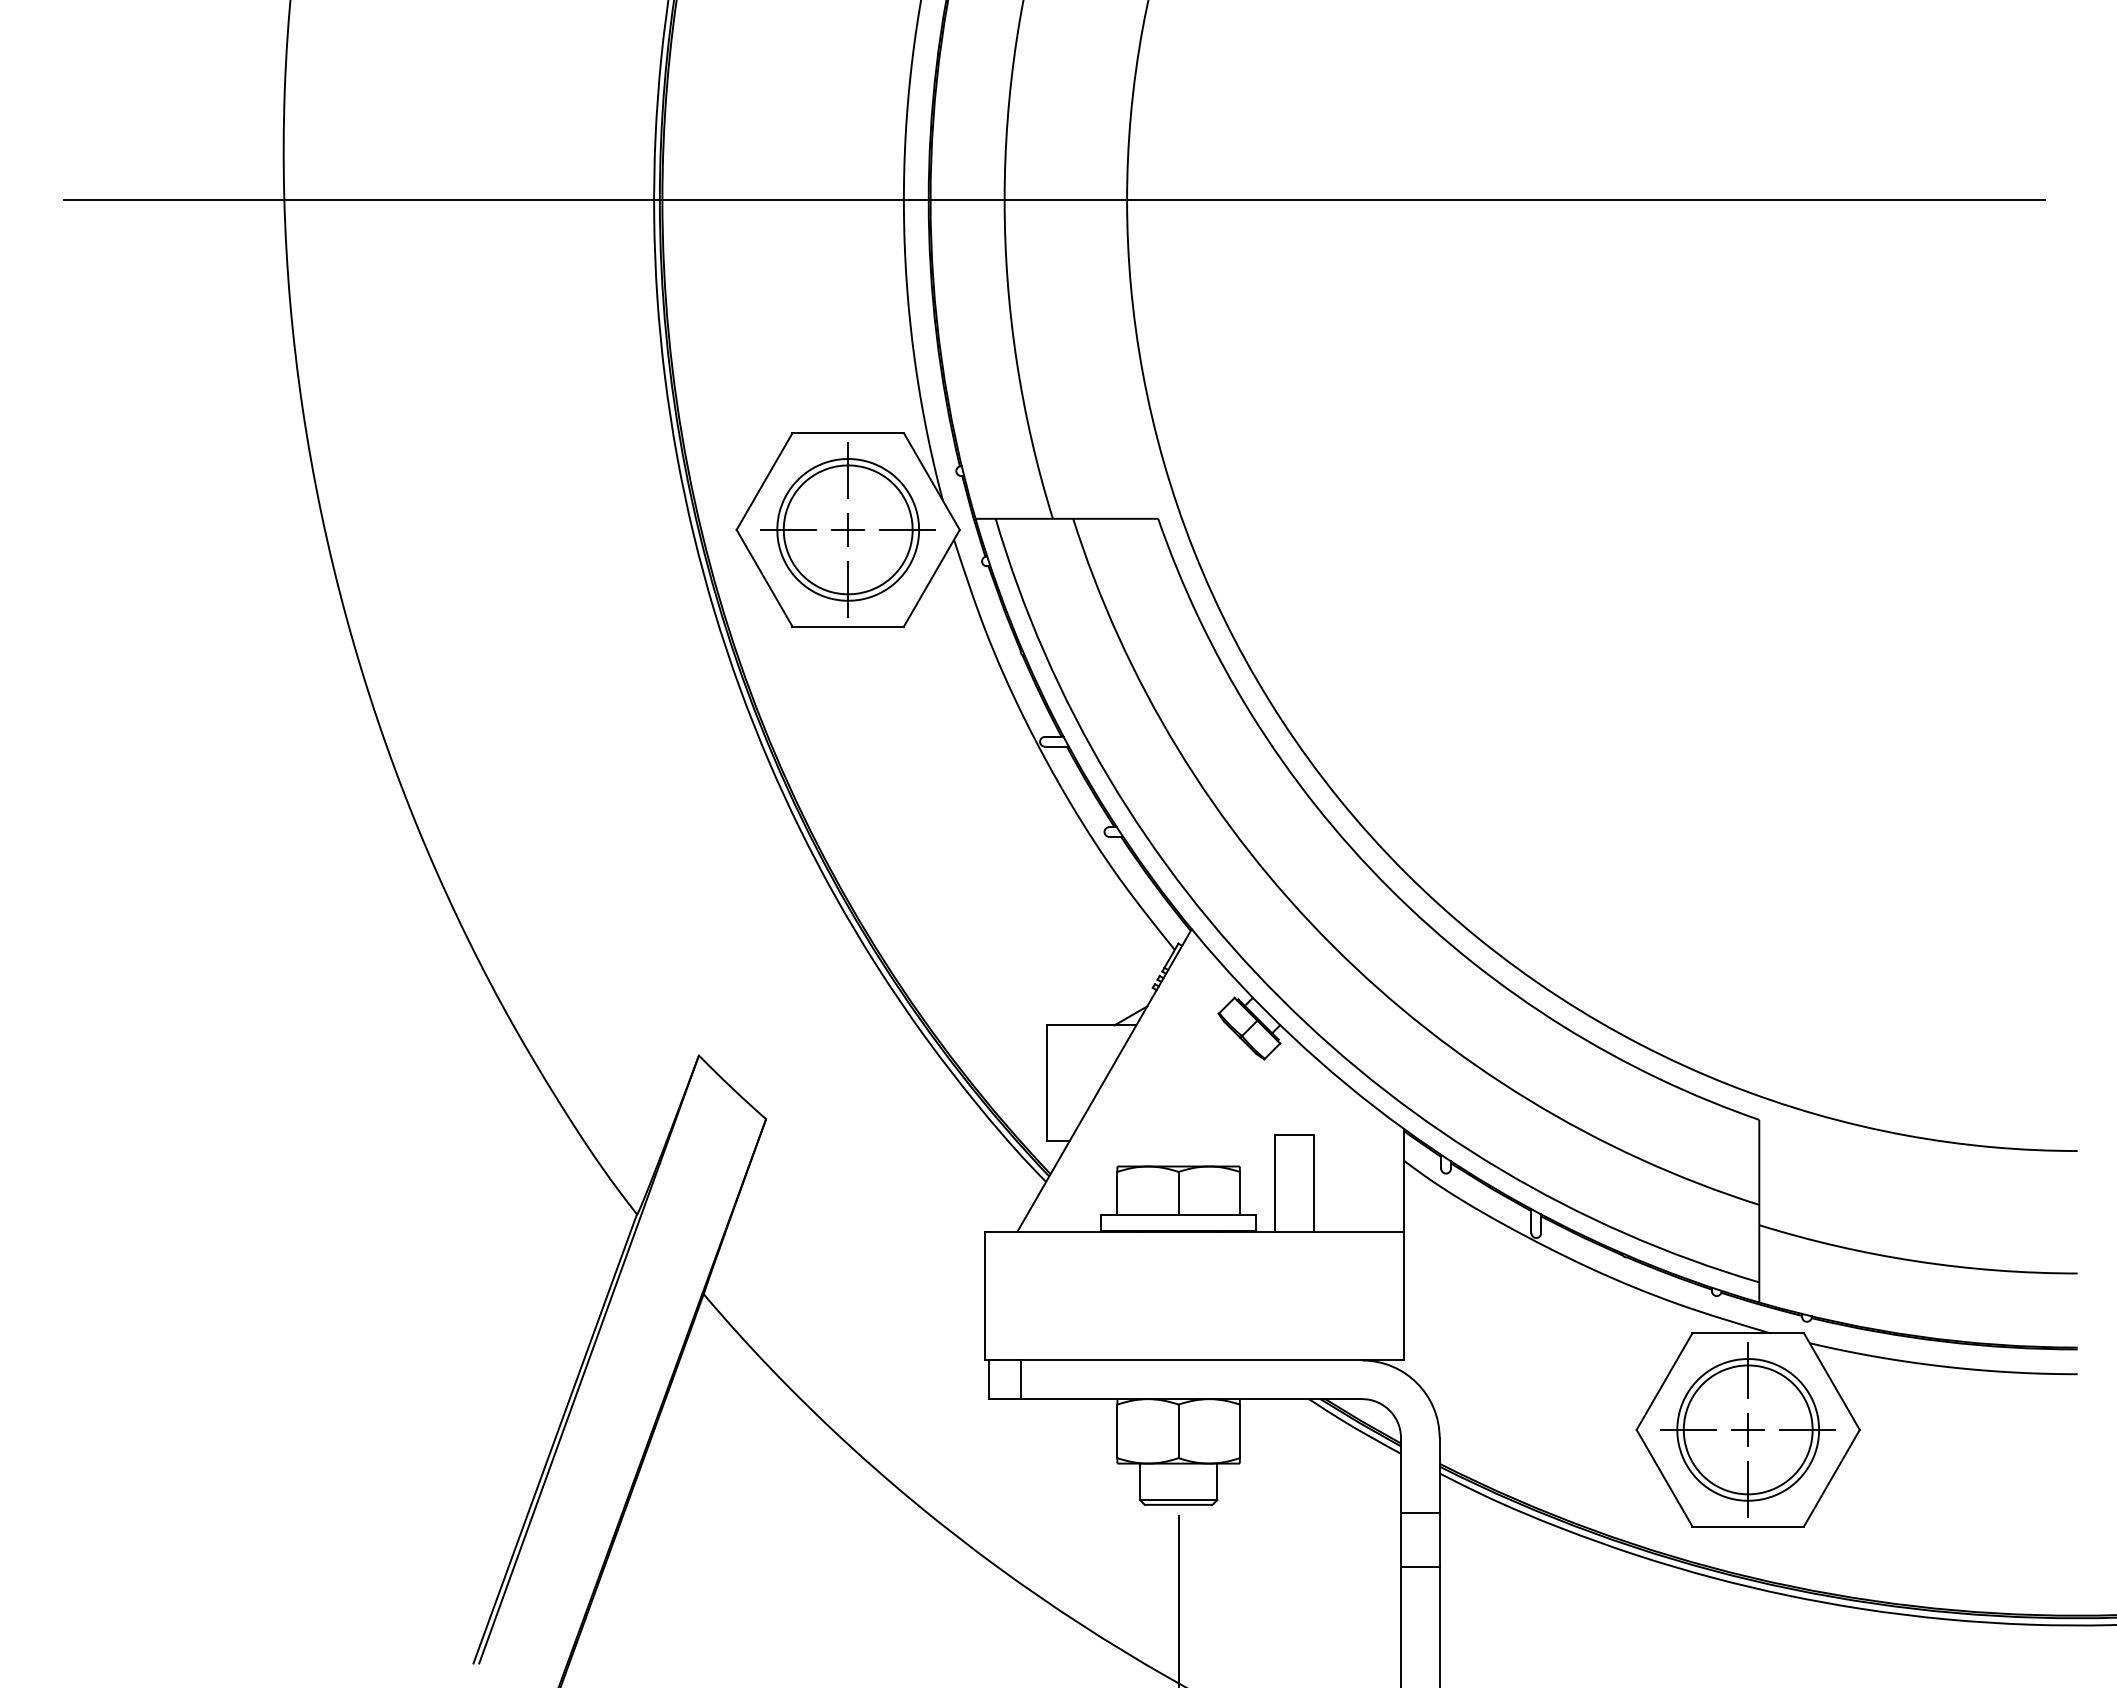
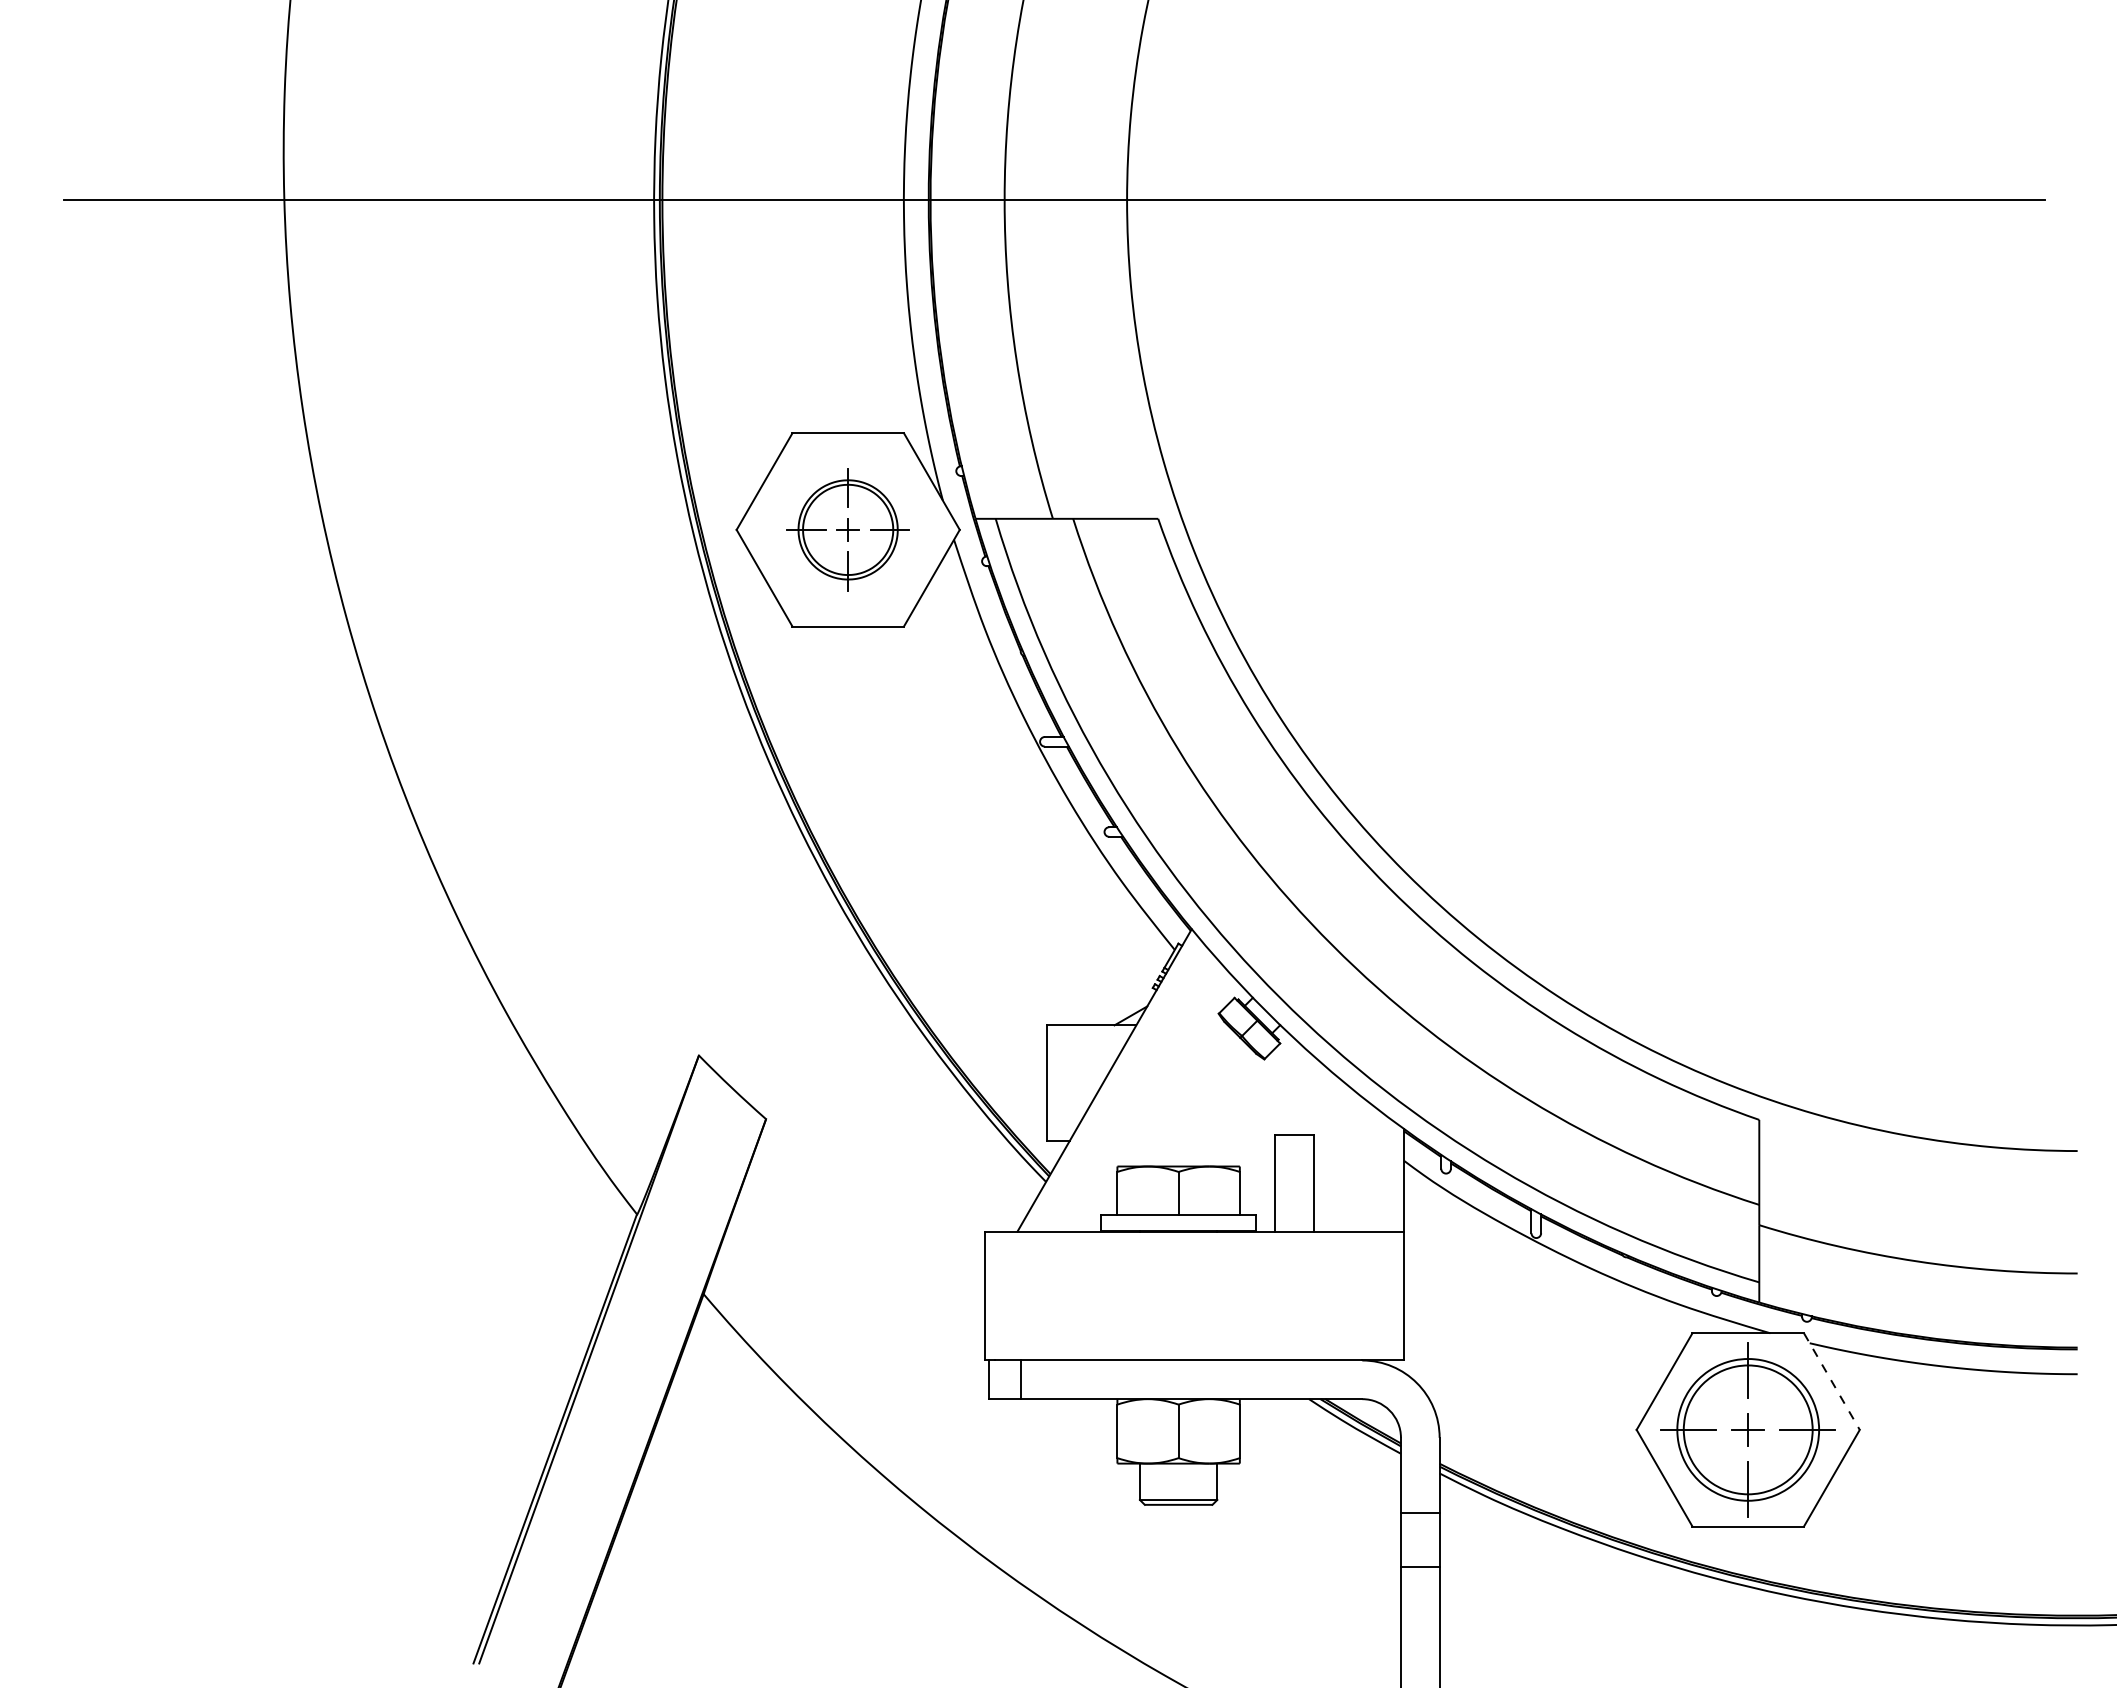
part size: 176x176 px -> 124x124 px (847, 529)
line: solid -> dashed (1831, 1381)
line: present -> none (1178, 1599)
